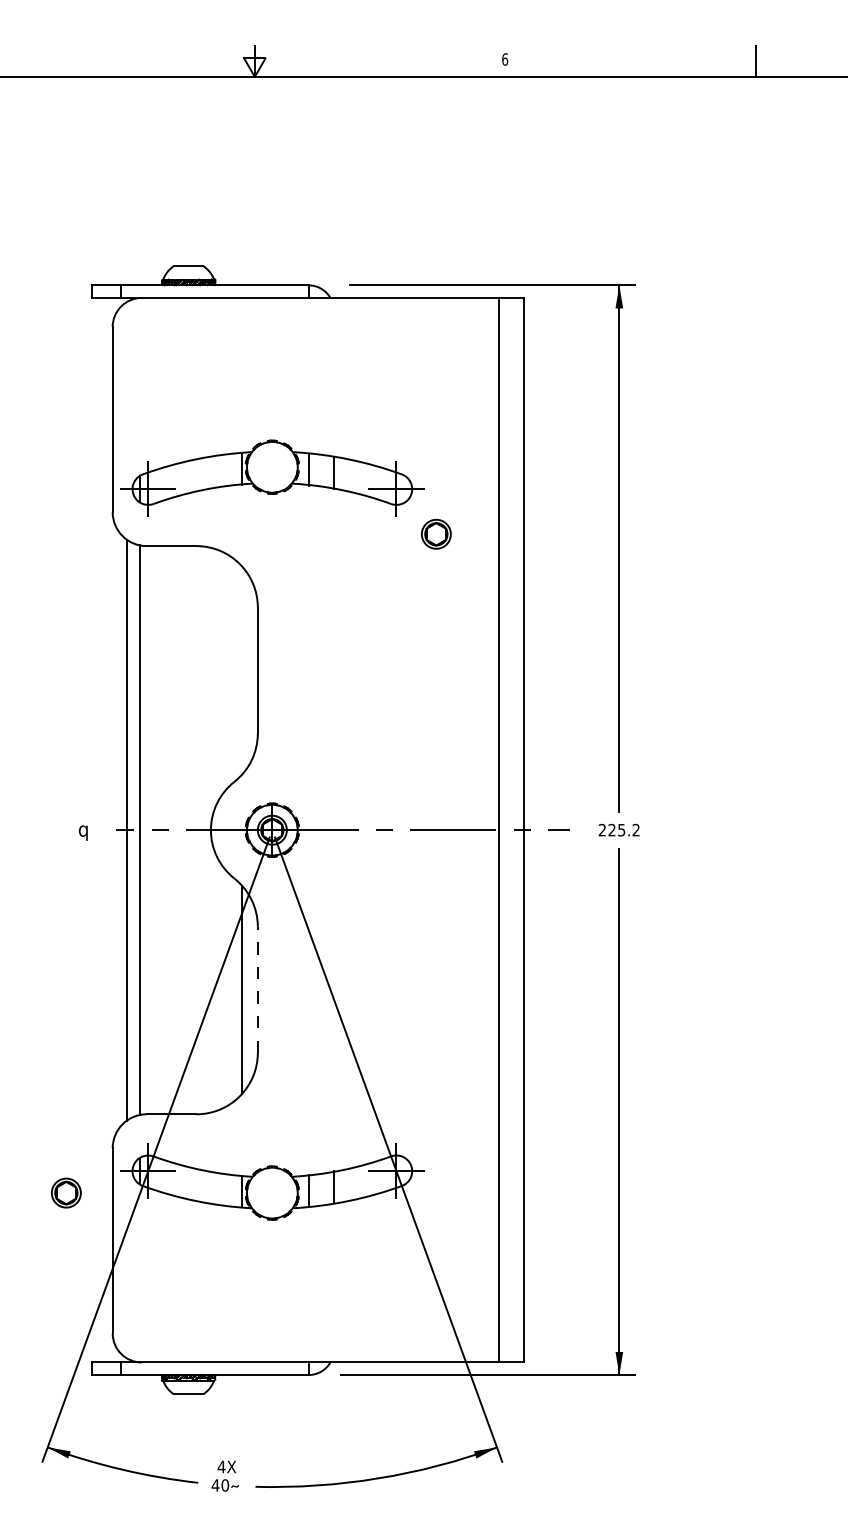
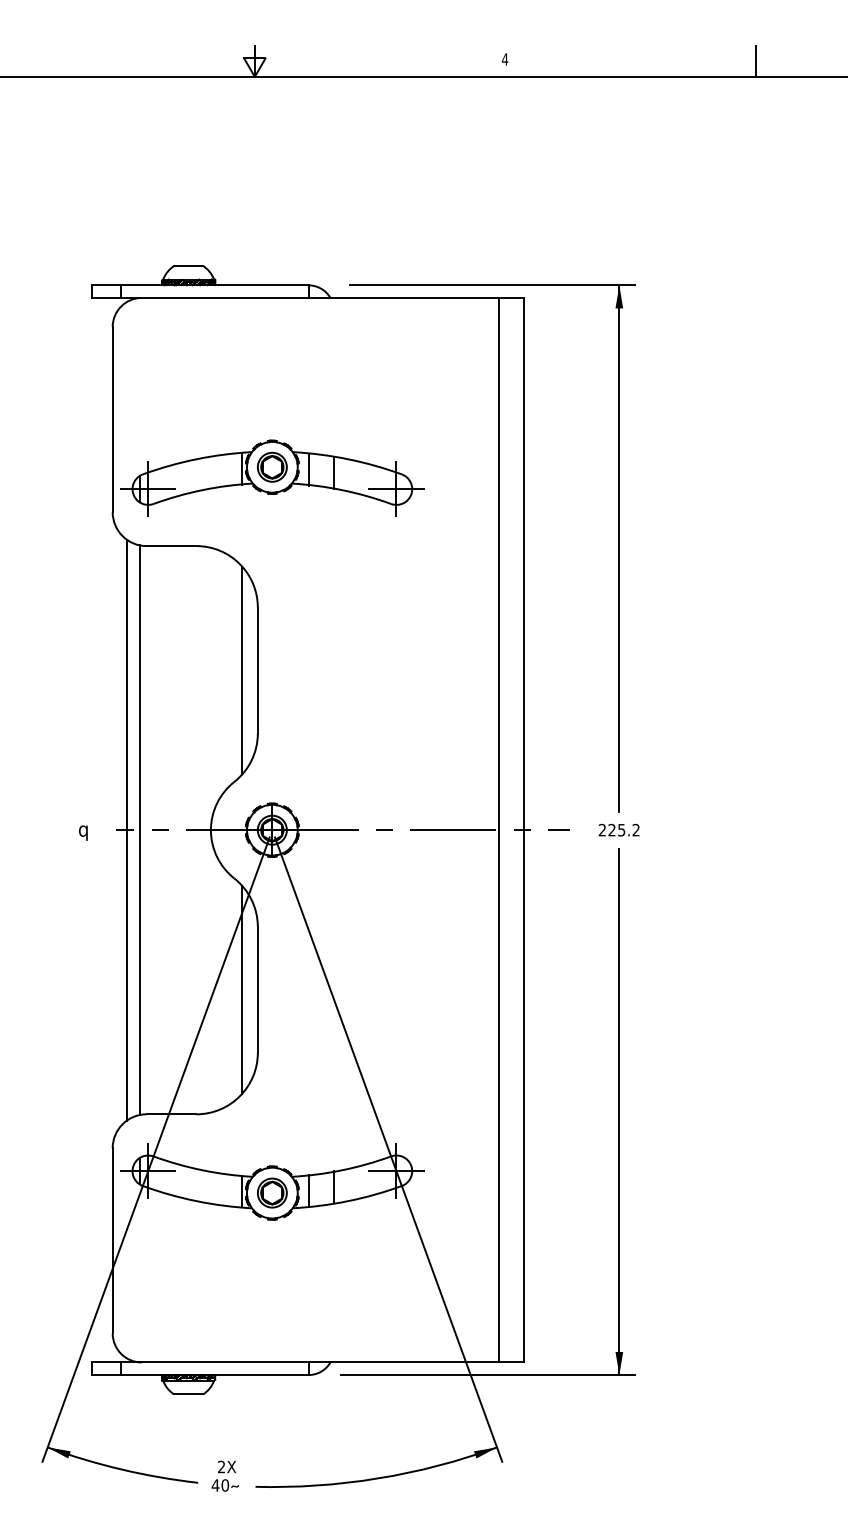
text: 6 -> 4 (504, 59)
part position: (436, 533) -> (272, 466) (272, 466)
line: none -> present (241, 670)
line: dashed -> solid (257, 989)
part position: (66, 1192) -> (272, 1192) (272, 1192)
text: 4X -> 2X (221, 1466)
